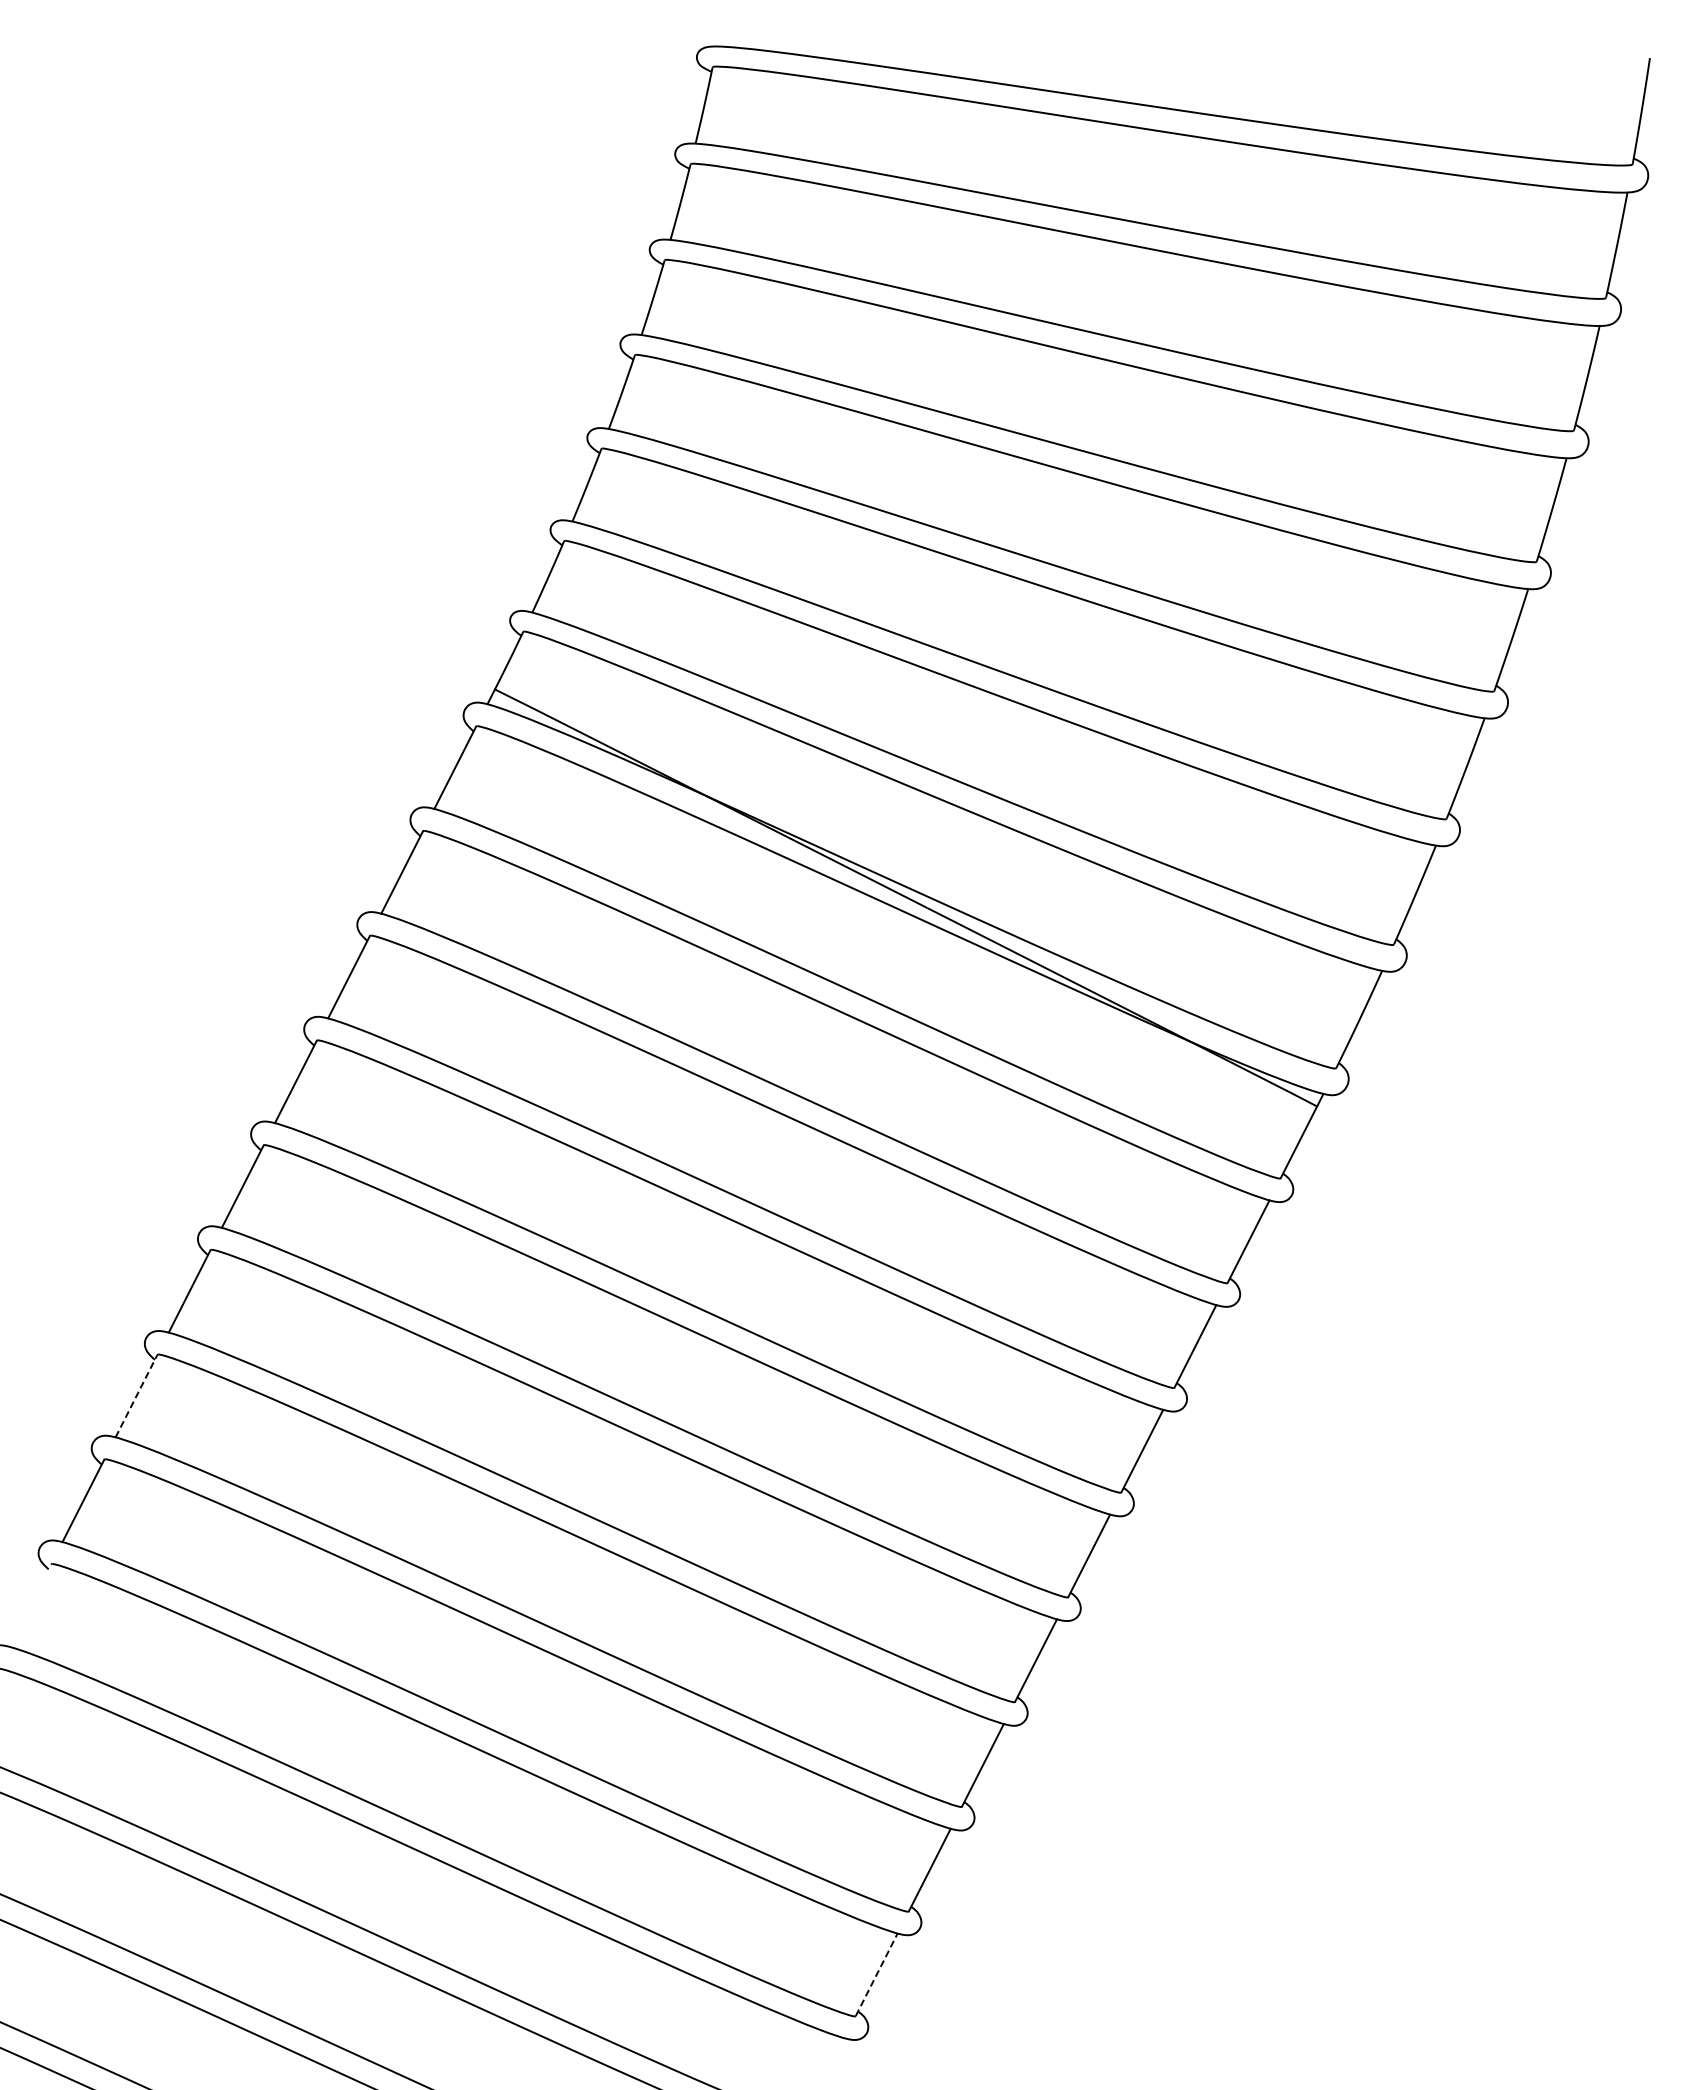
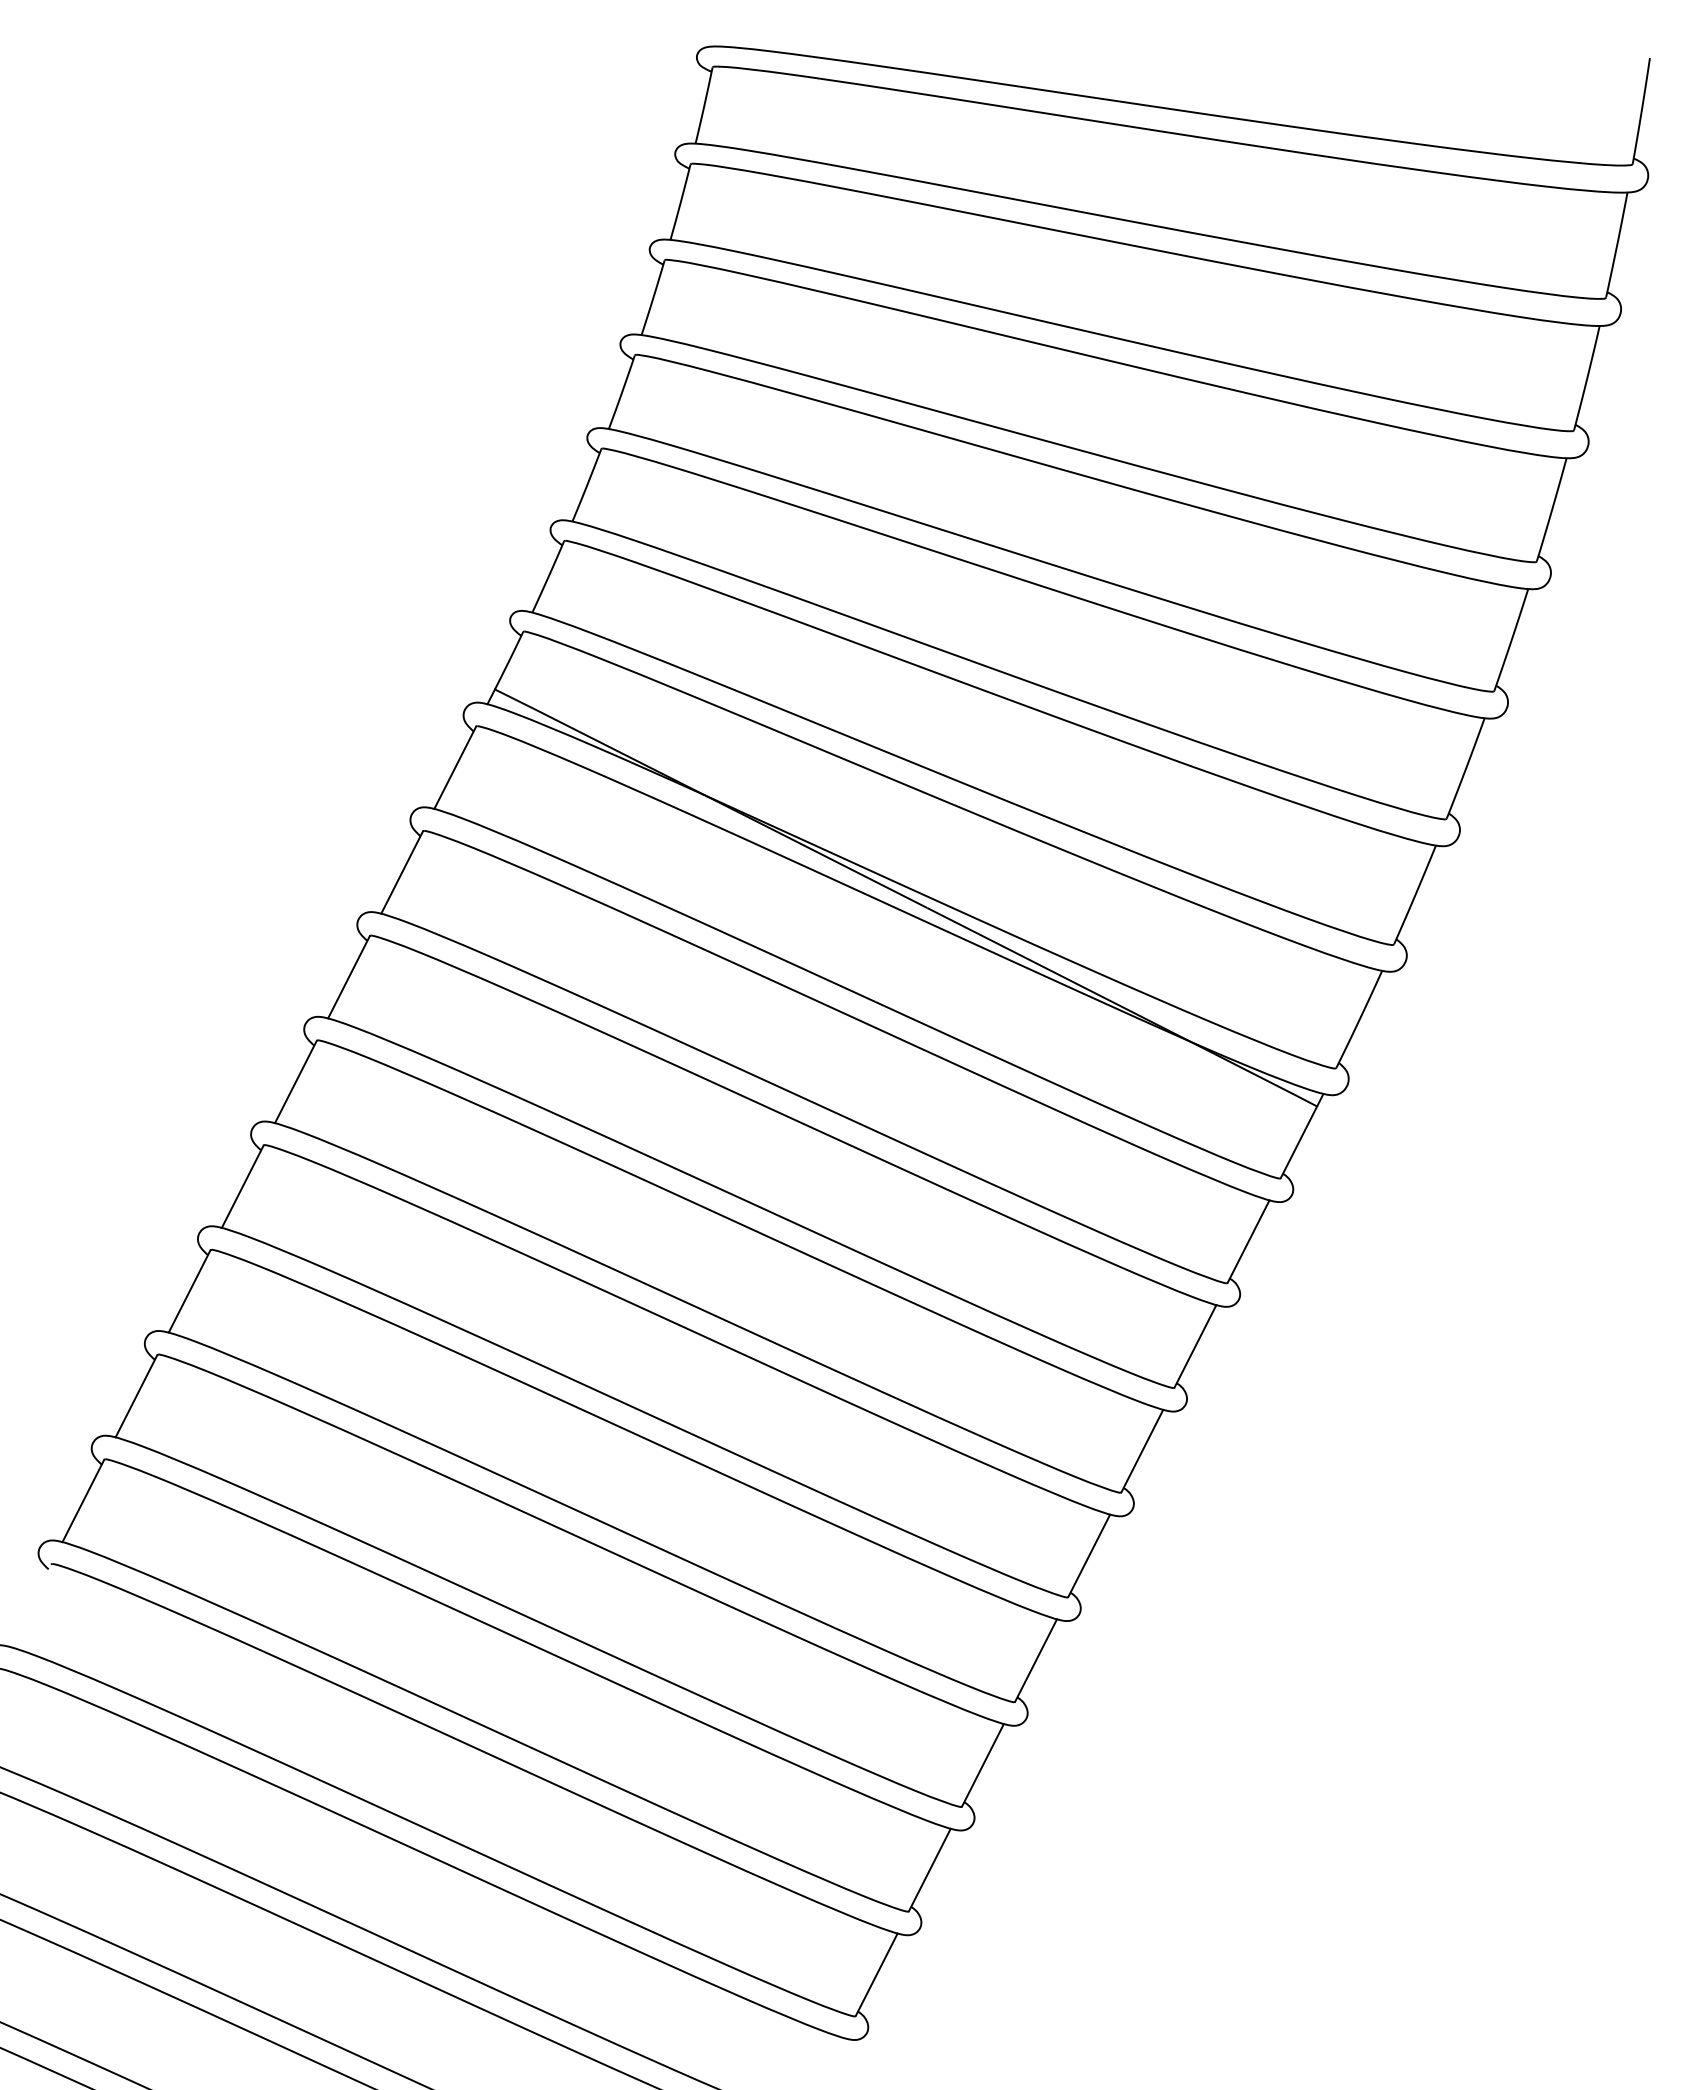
line: dashed -> solid (136, 1395)
line: dashed -> solid (876, 1974)
